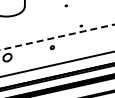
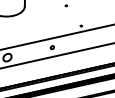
line: dashed -> solid (57, 37)
line position: (56, 64) -> (56, 55) (56, 55)
